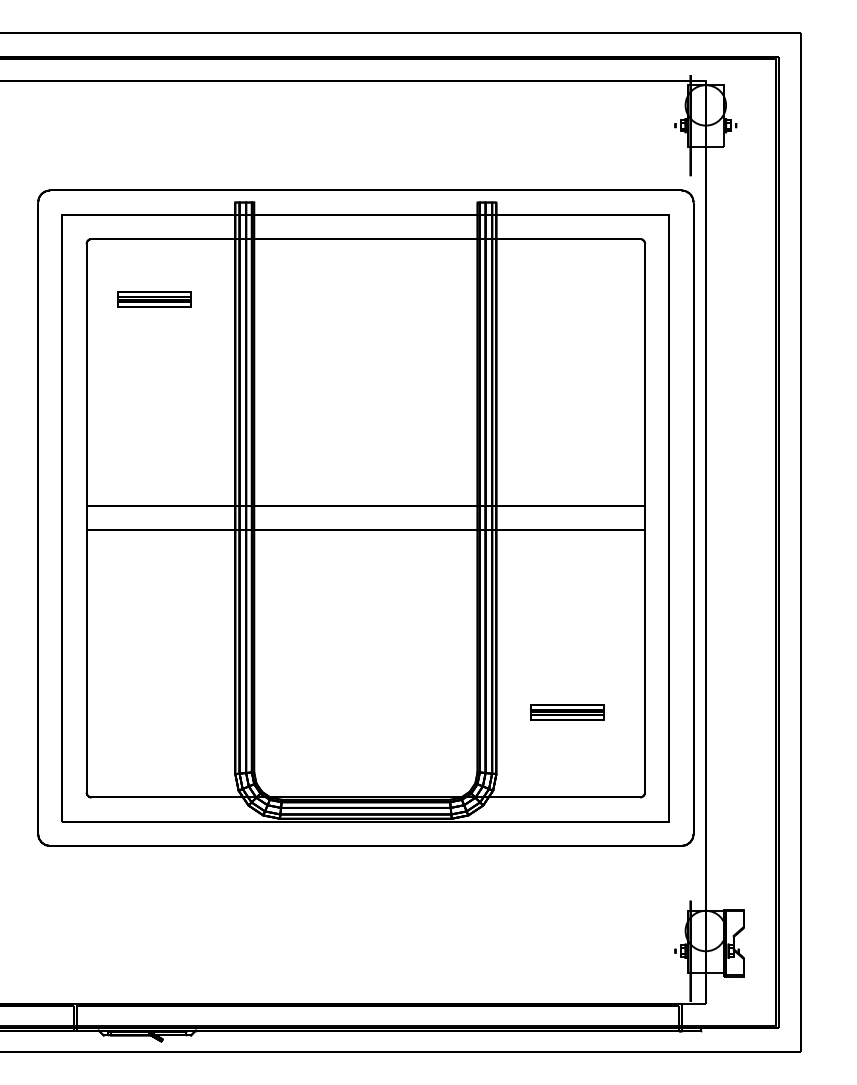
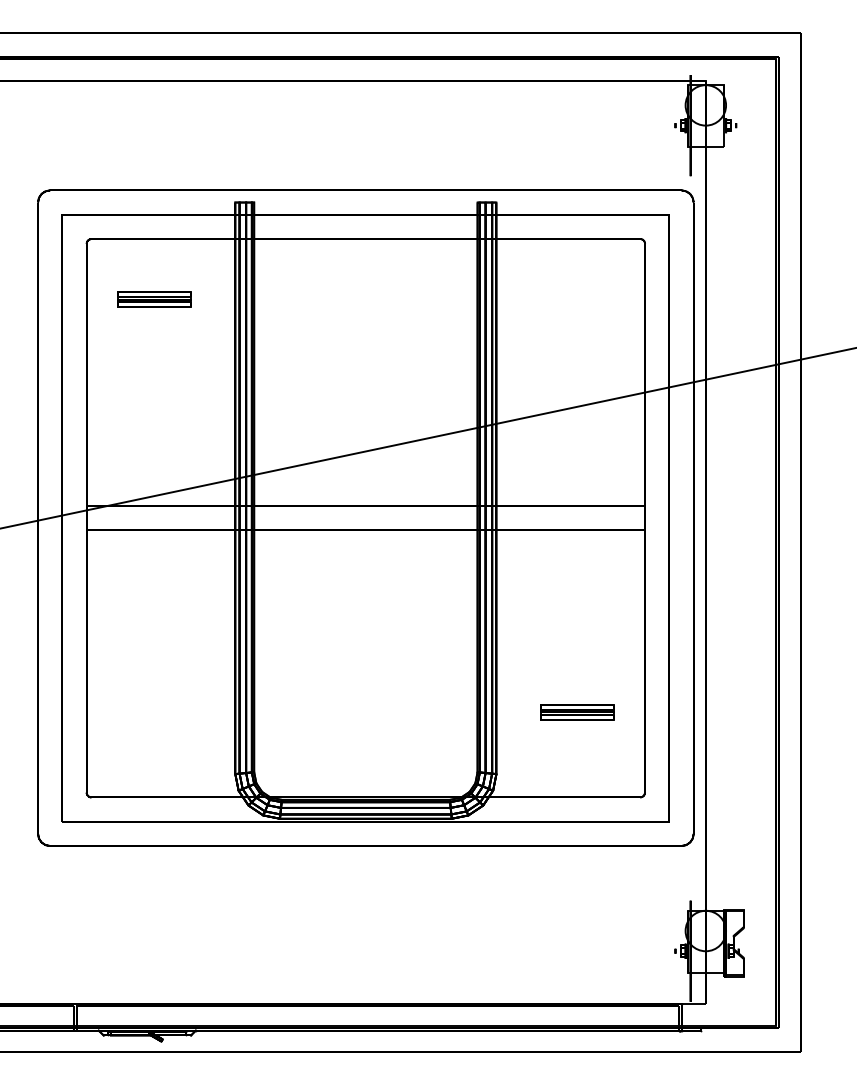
line: none -> present (427, 438)
part position: (567, 712) -> (577, 712) (577, 712)
